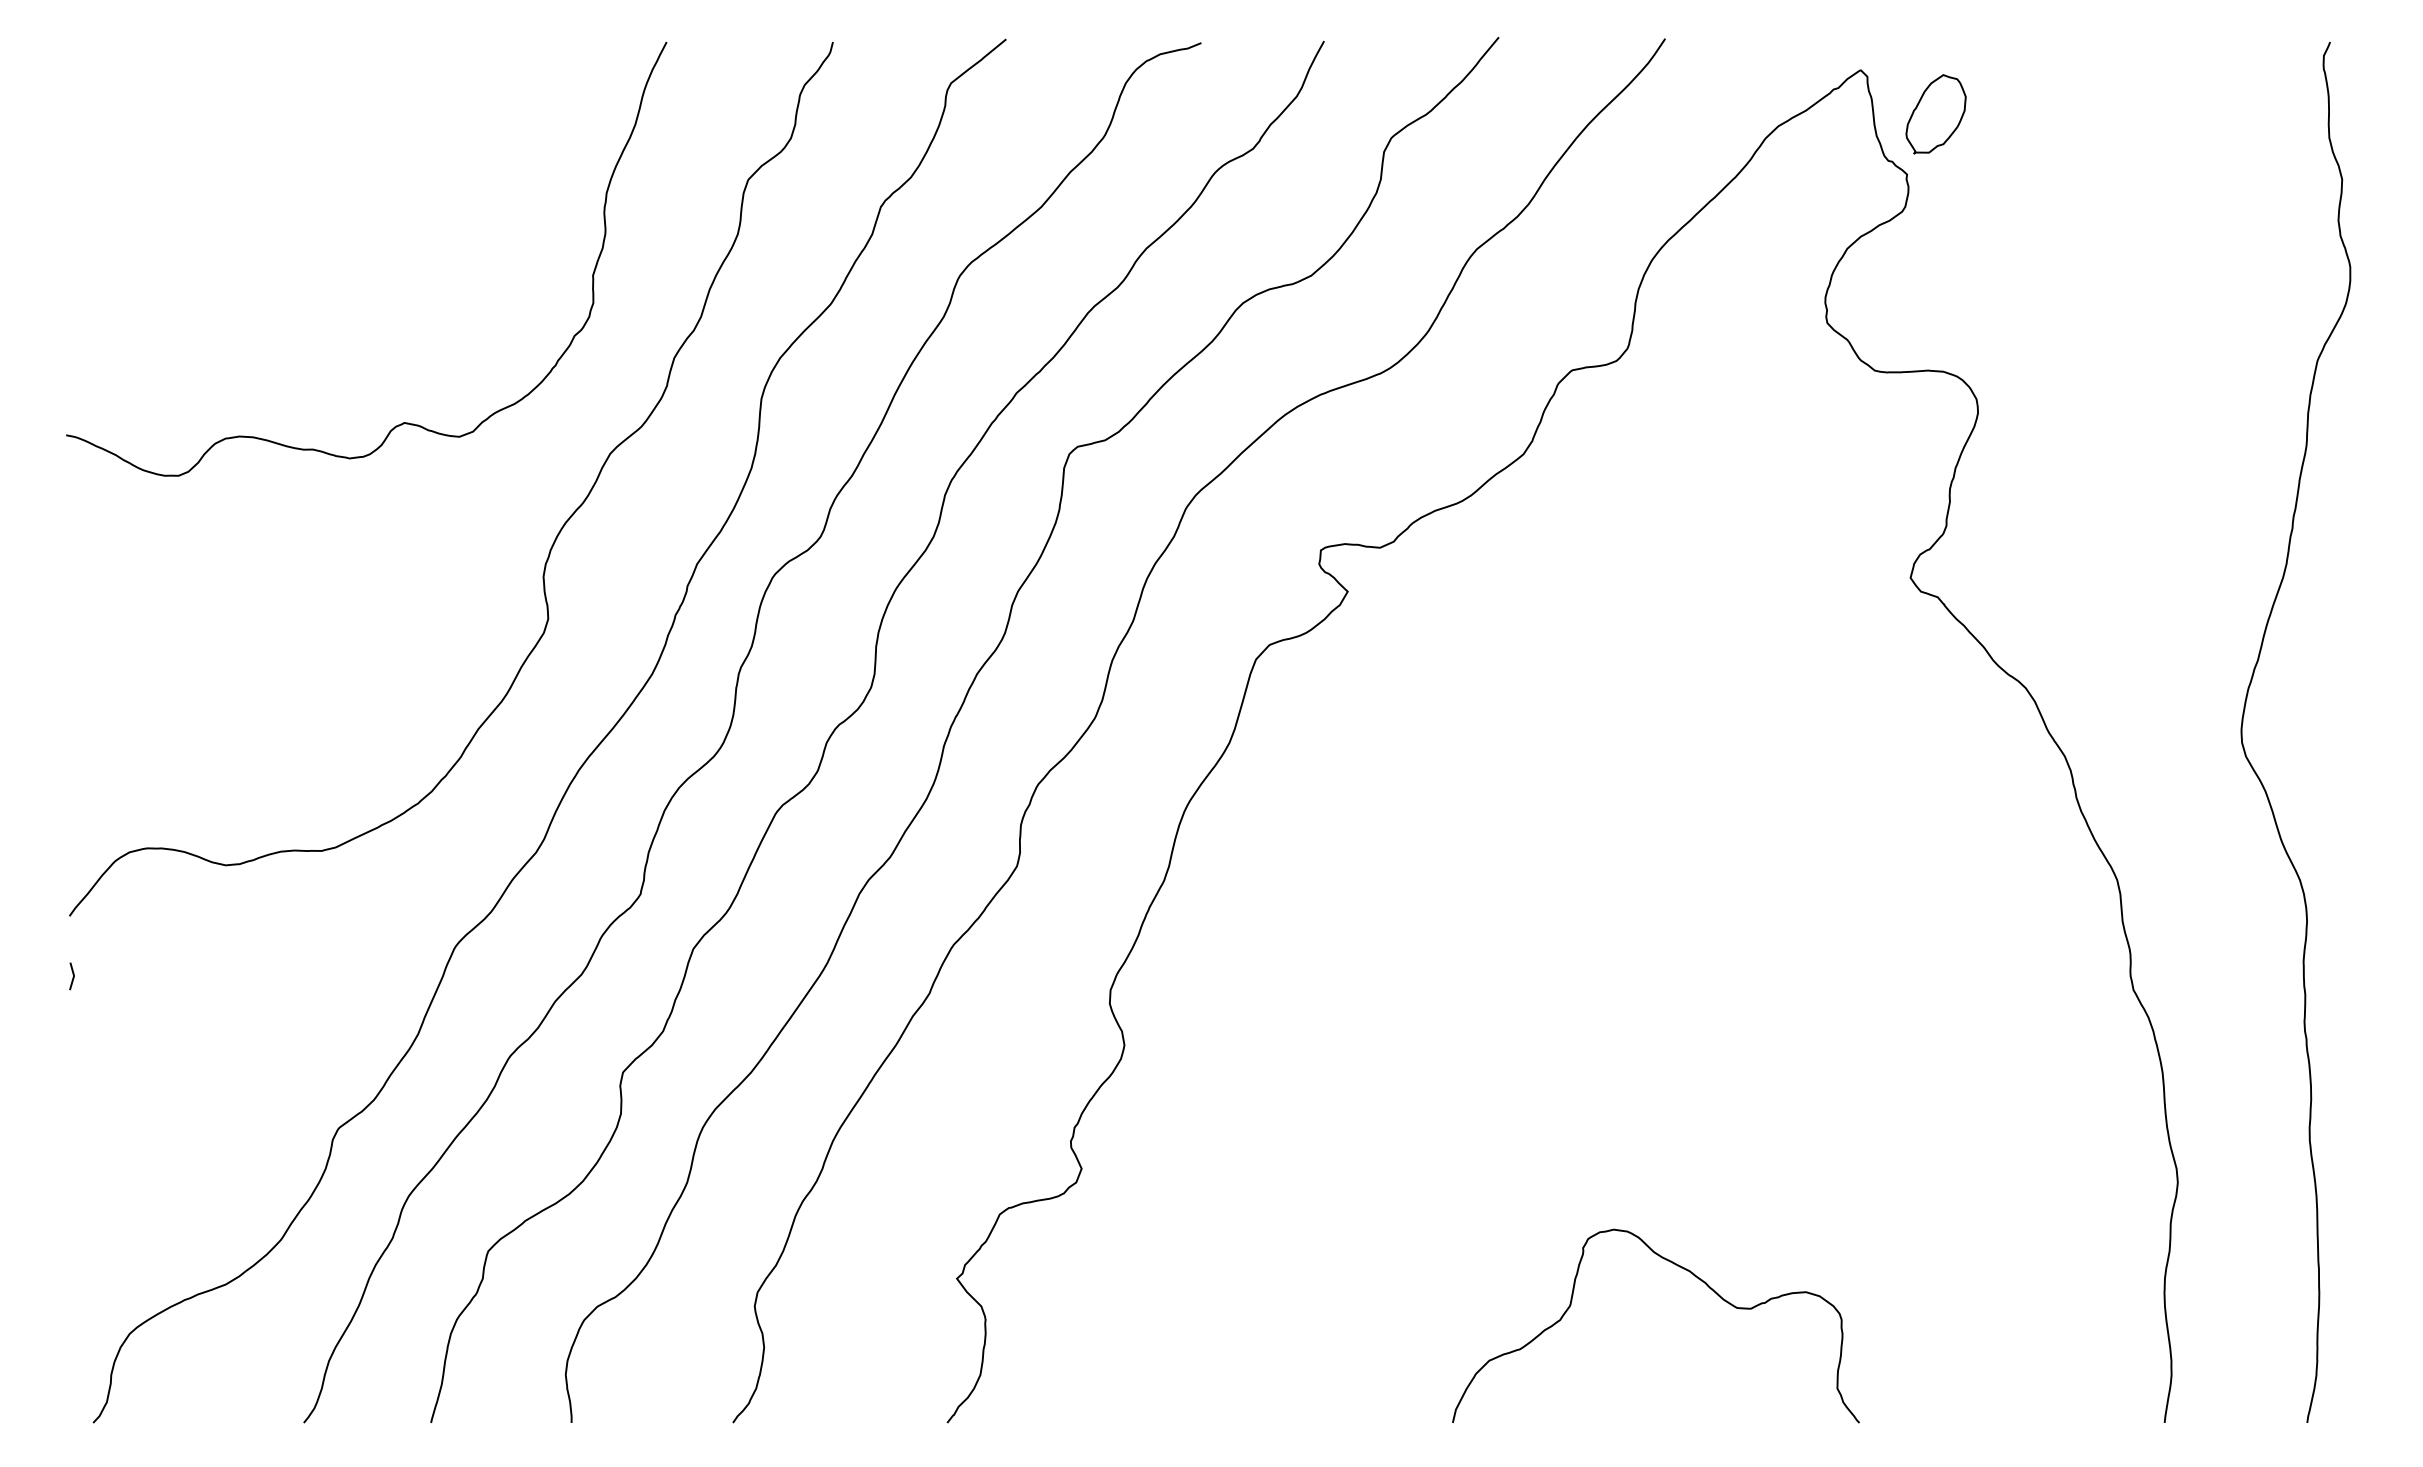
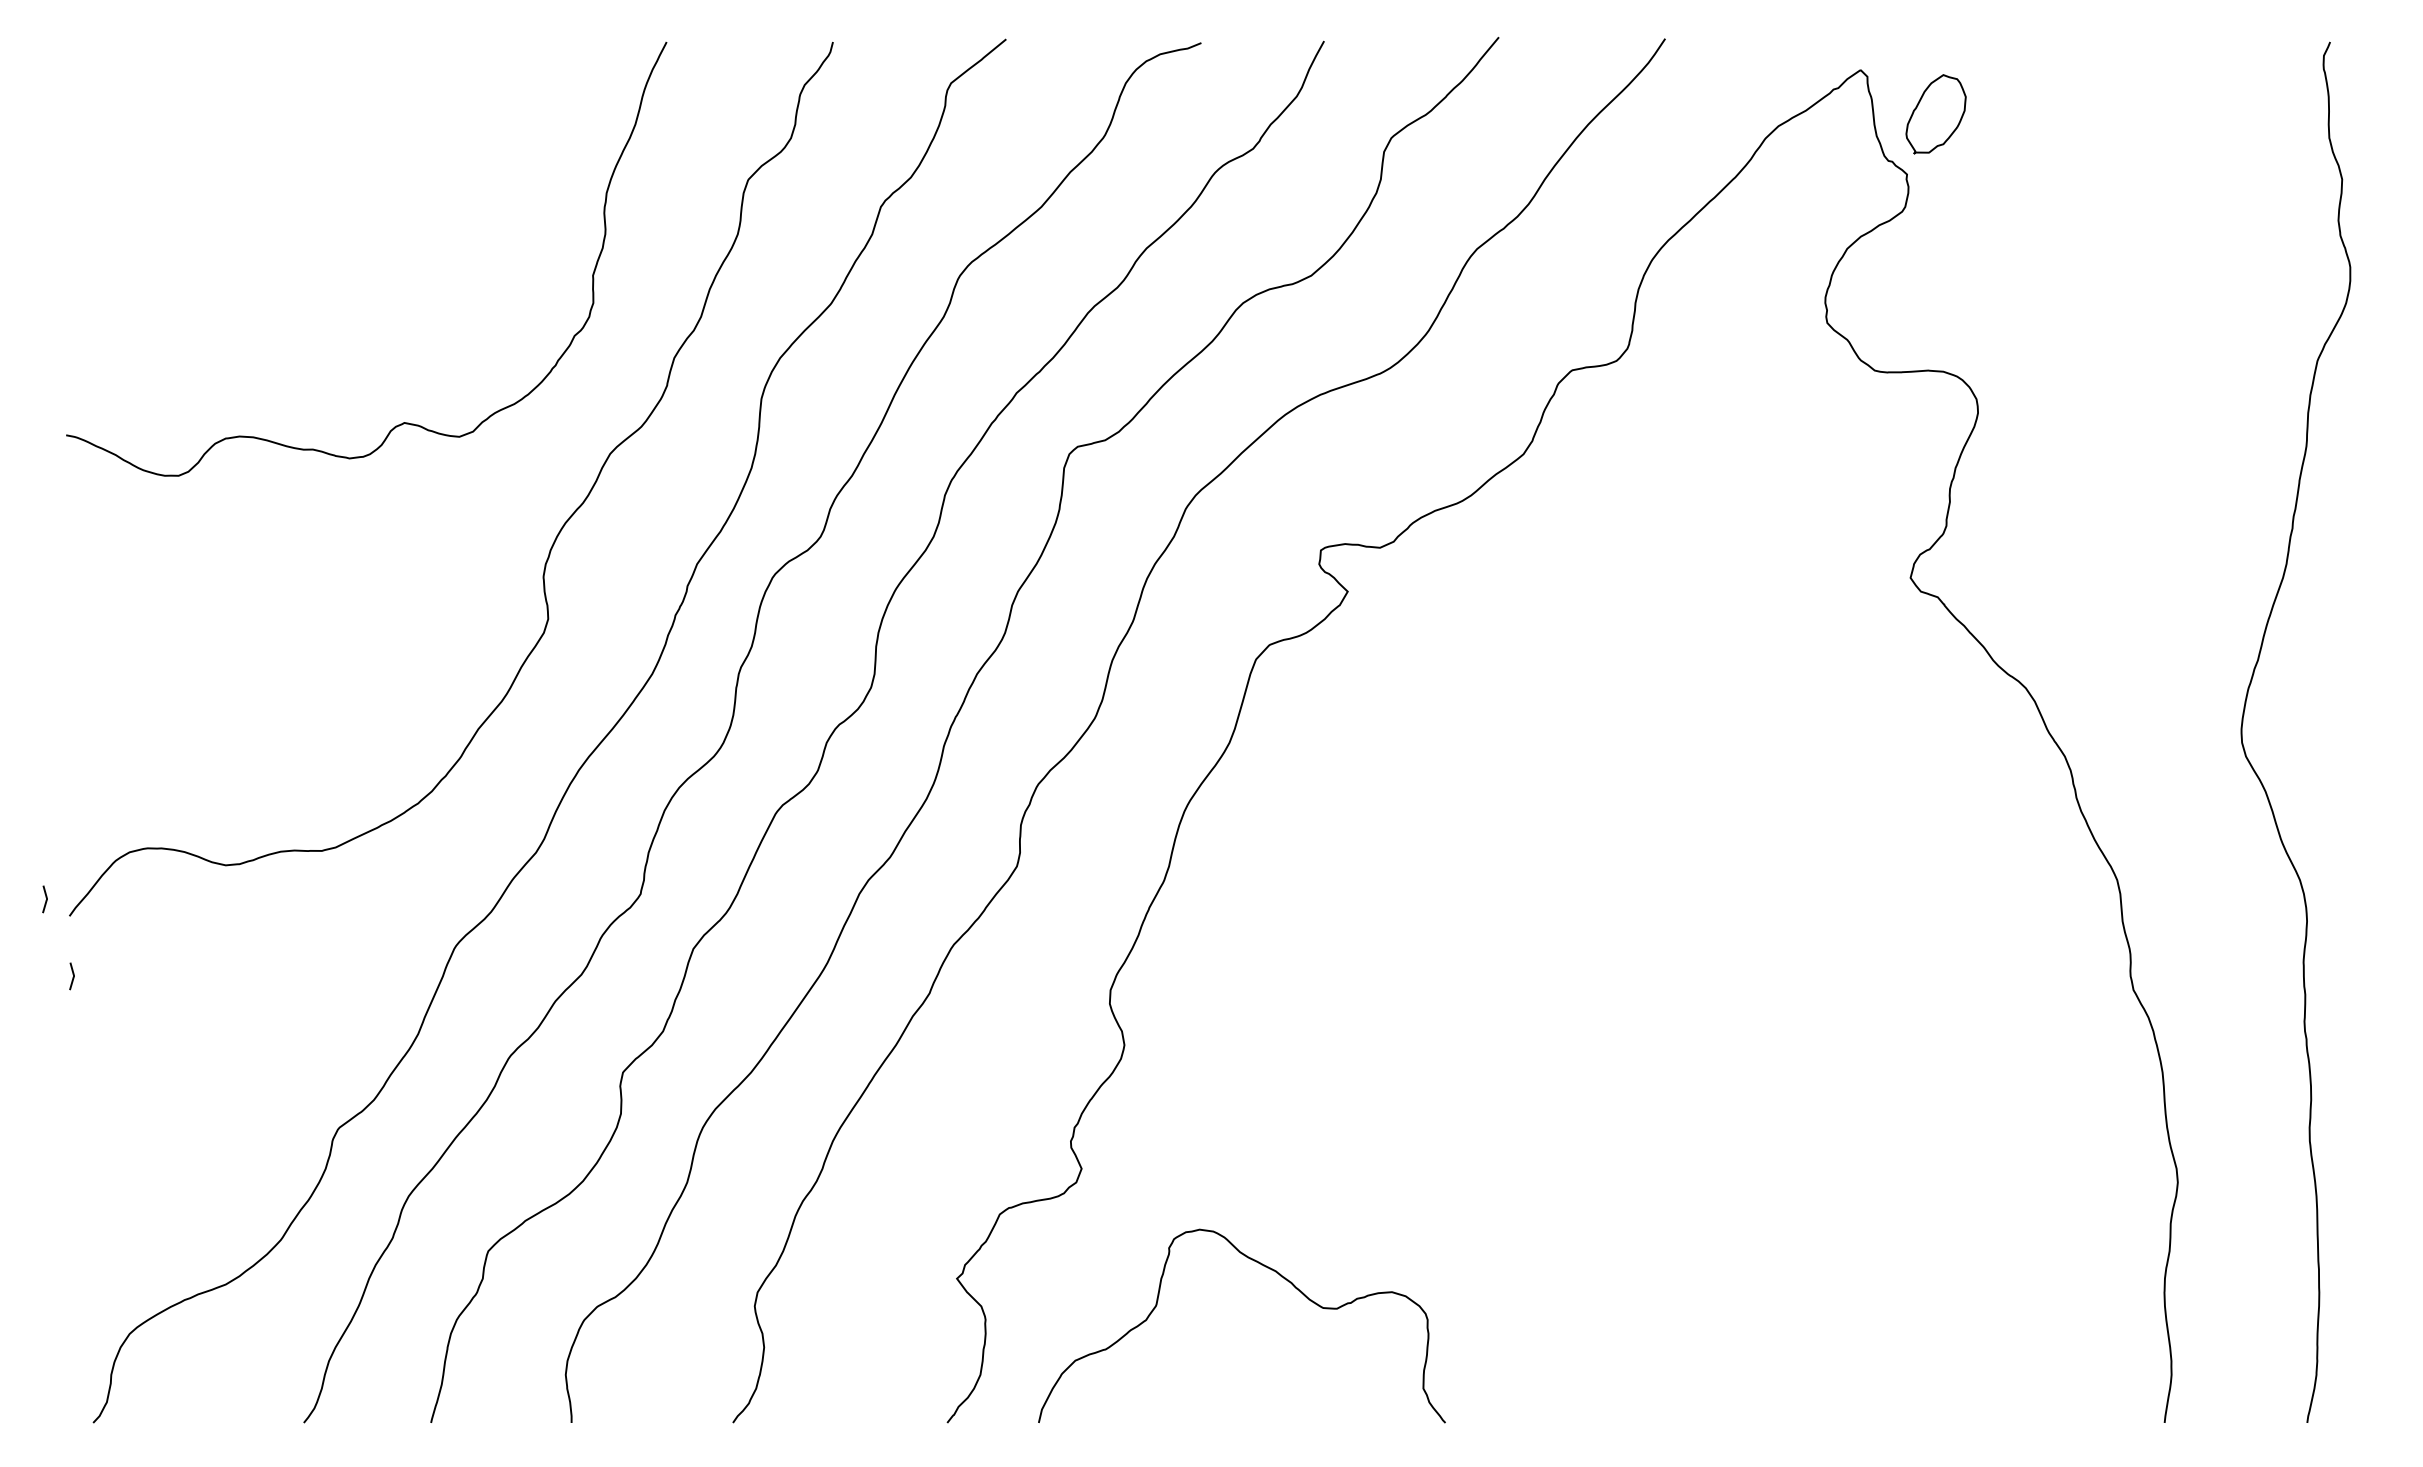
line: none -> present (45, 900)
curve position: (1695, 1277) -> (1281, 1277) (1281, 1277)
